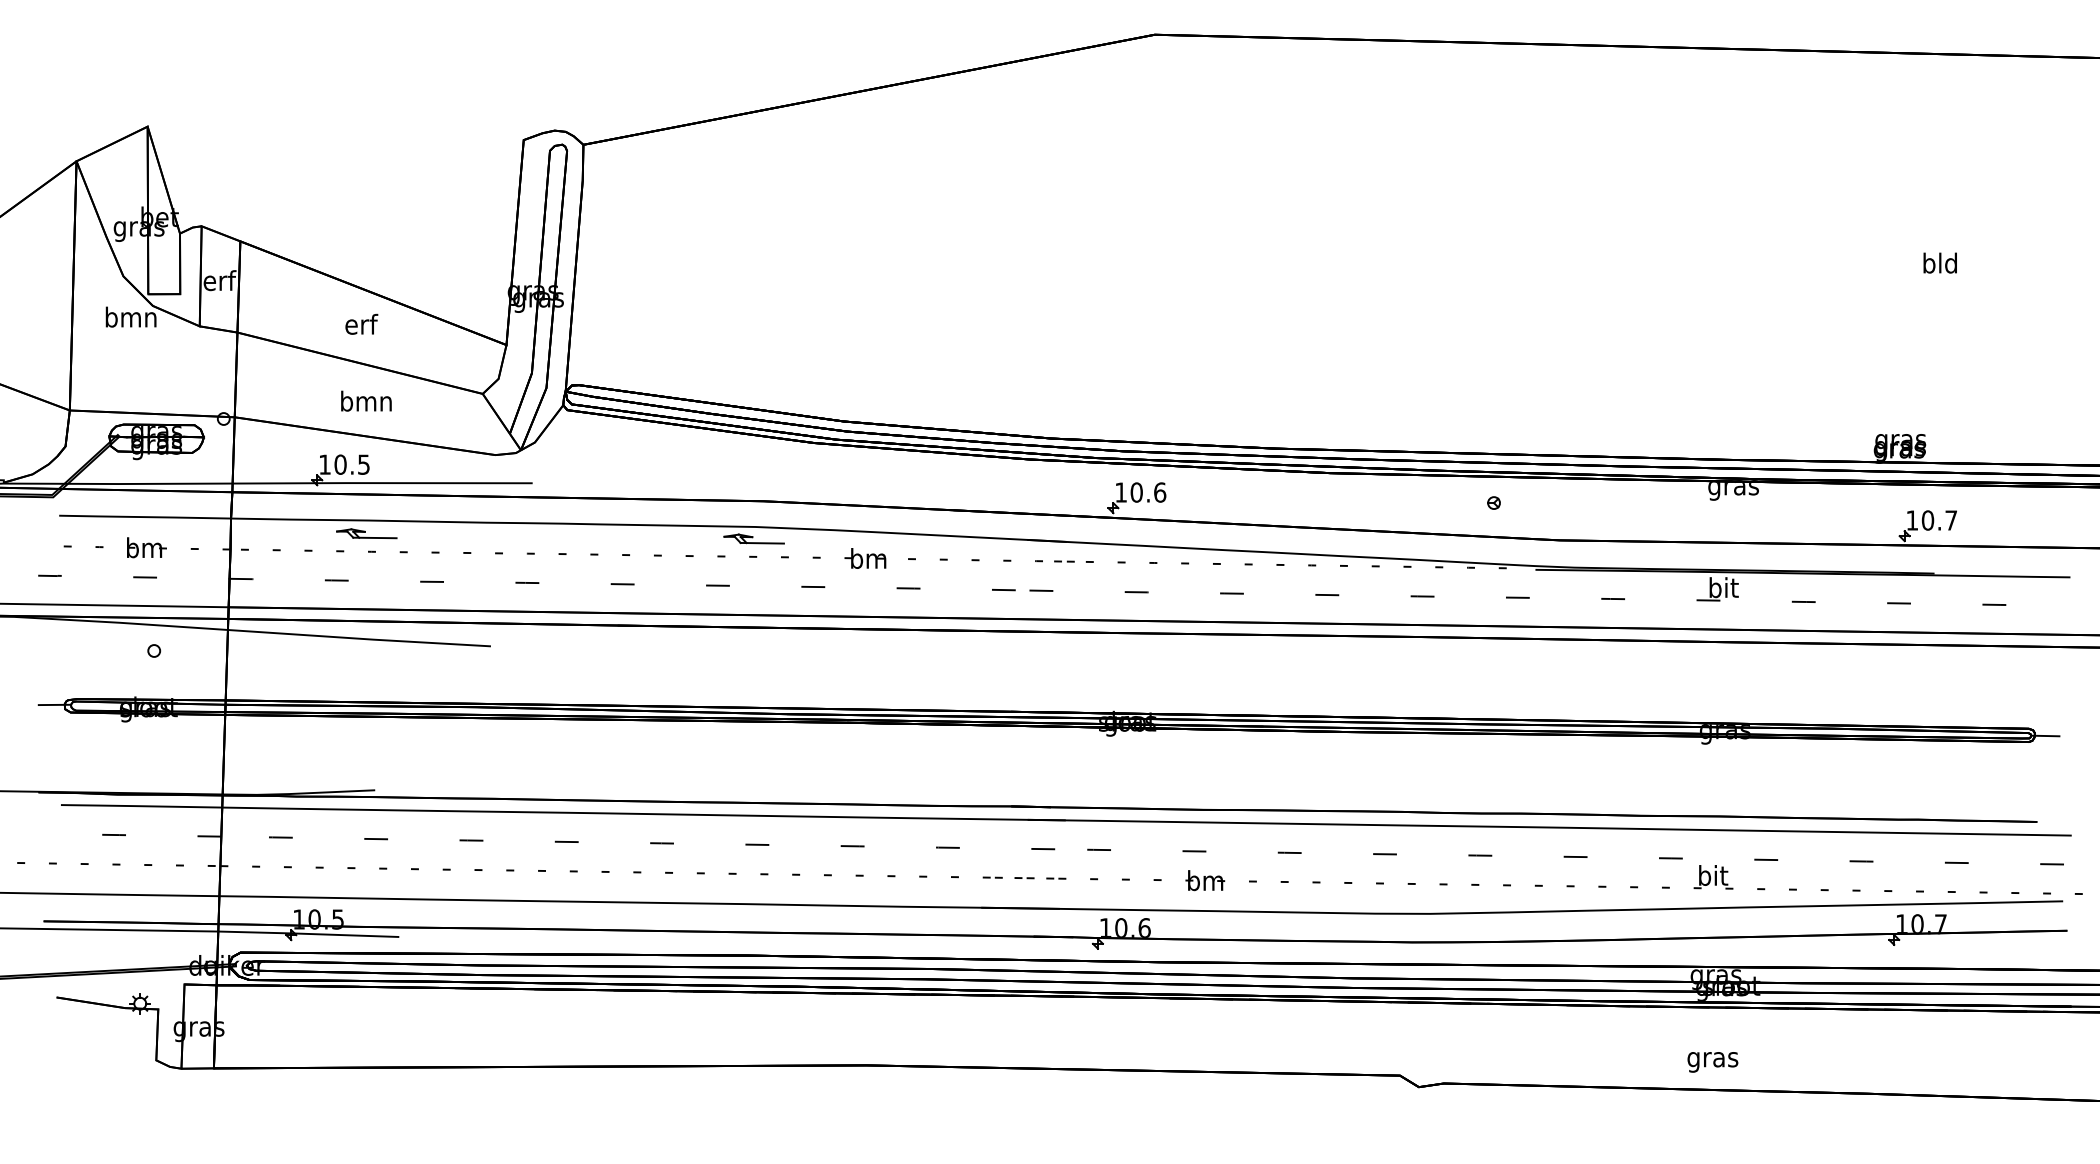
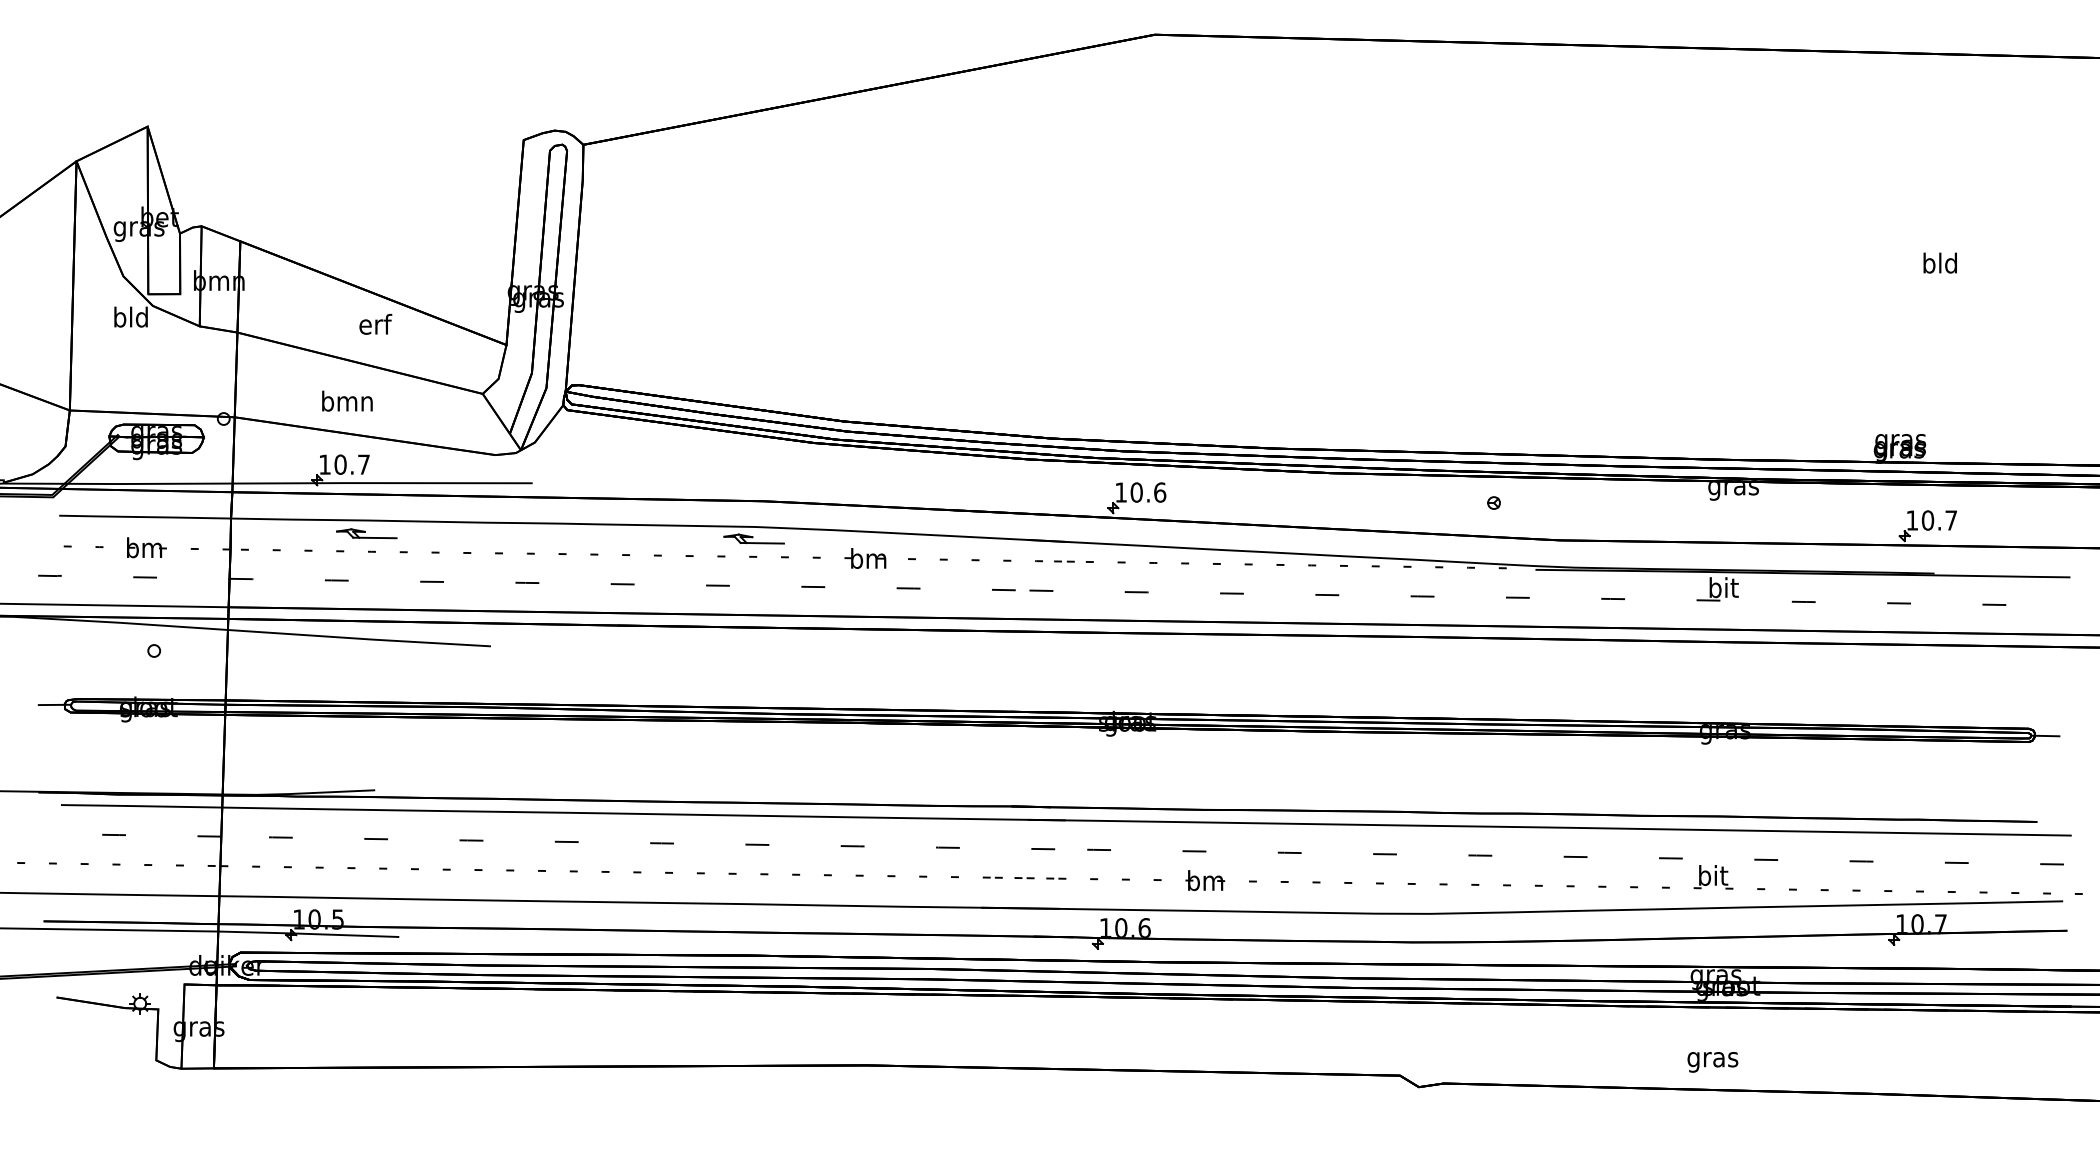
text: erf -> bmn (219, 280)
text: bmn -> bld (130, 316)
text position: (361, 323) -> (375, 323) (375, 323)
text position: (366, 400) -> (347, 400) (347, 400)
text: 10.5 -> 10.7 (363, 464)
